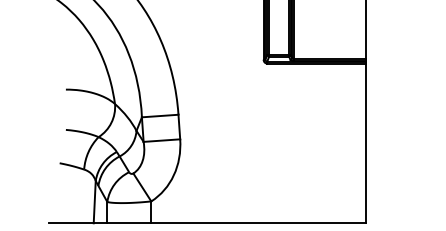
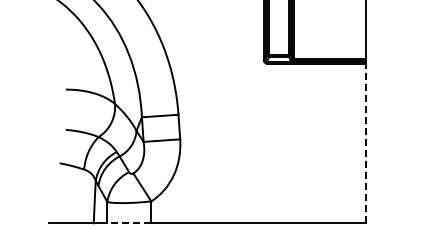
line: solid -> dashed (366, 143)
line: solid -> dashed (129, 223)
